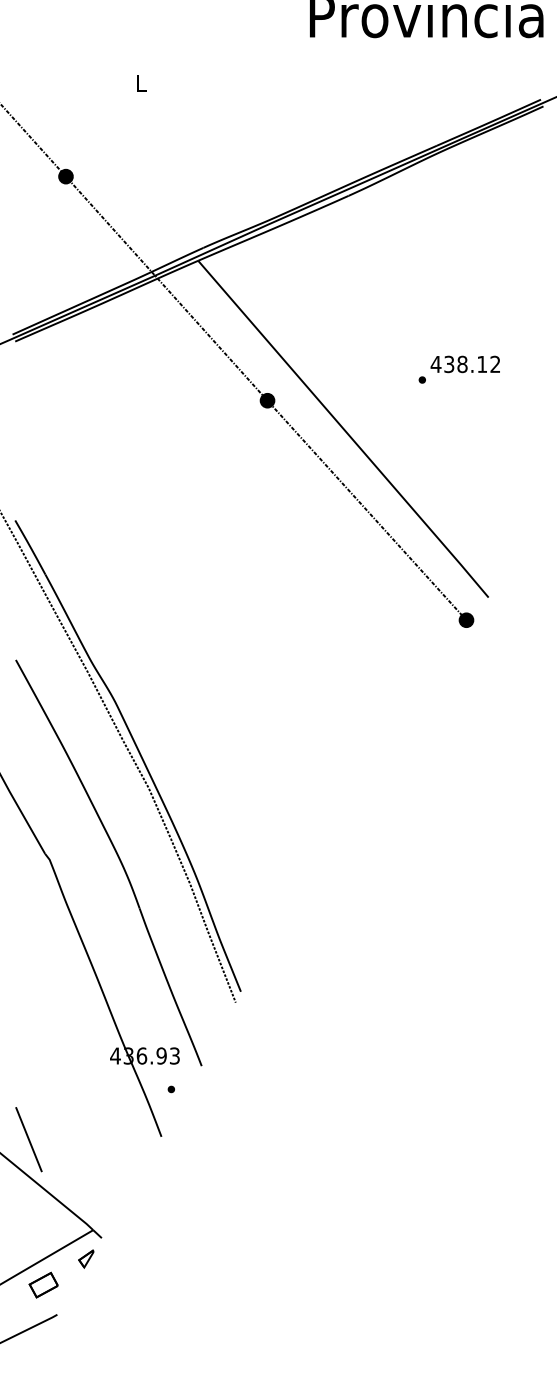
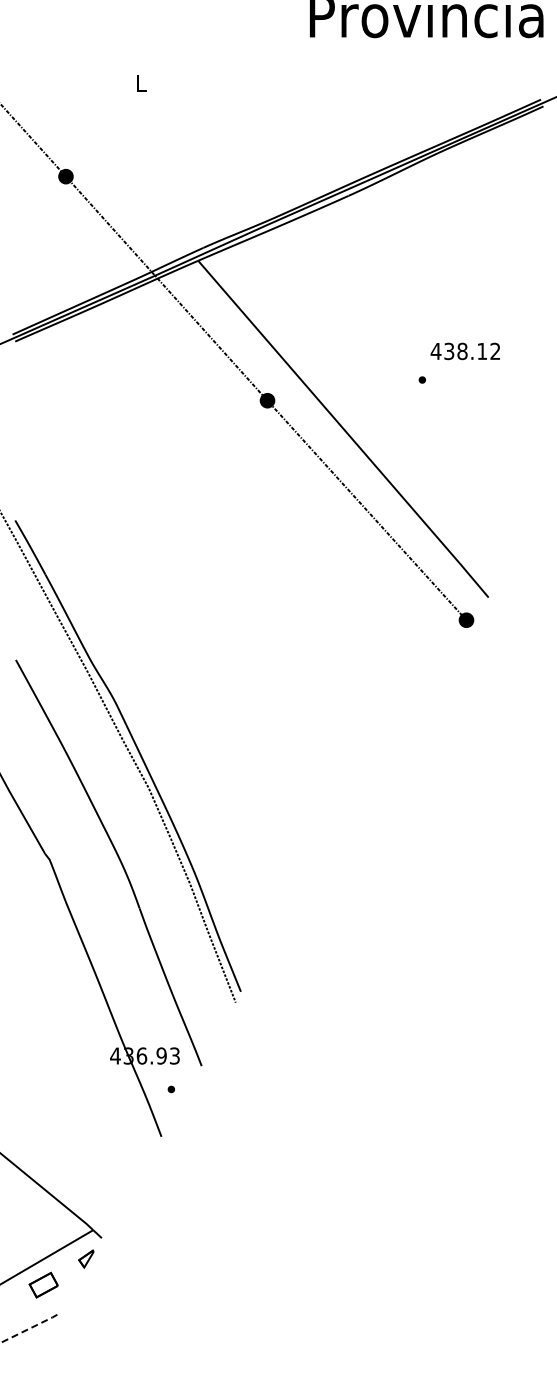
text position: (464, 364) -> (464, 351) (464, 351)
line: present -> none (28, 1139)
line: solid -> dashed (29, 1328)
